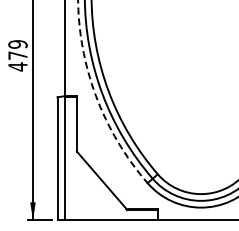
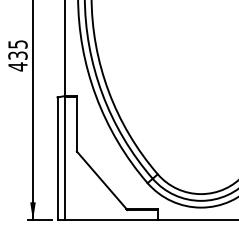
text: 479 -> 435 (17, 49)
arc: dashed -> solid (96, 97)
